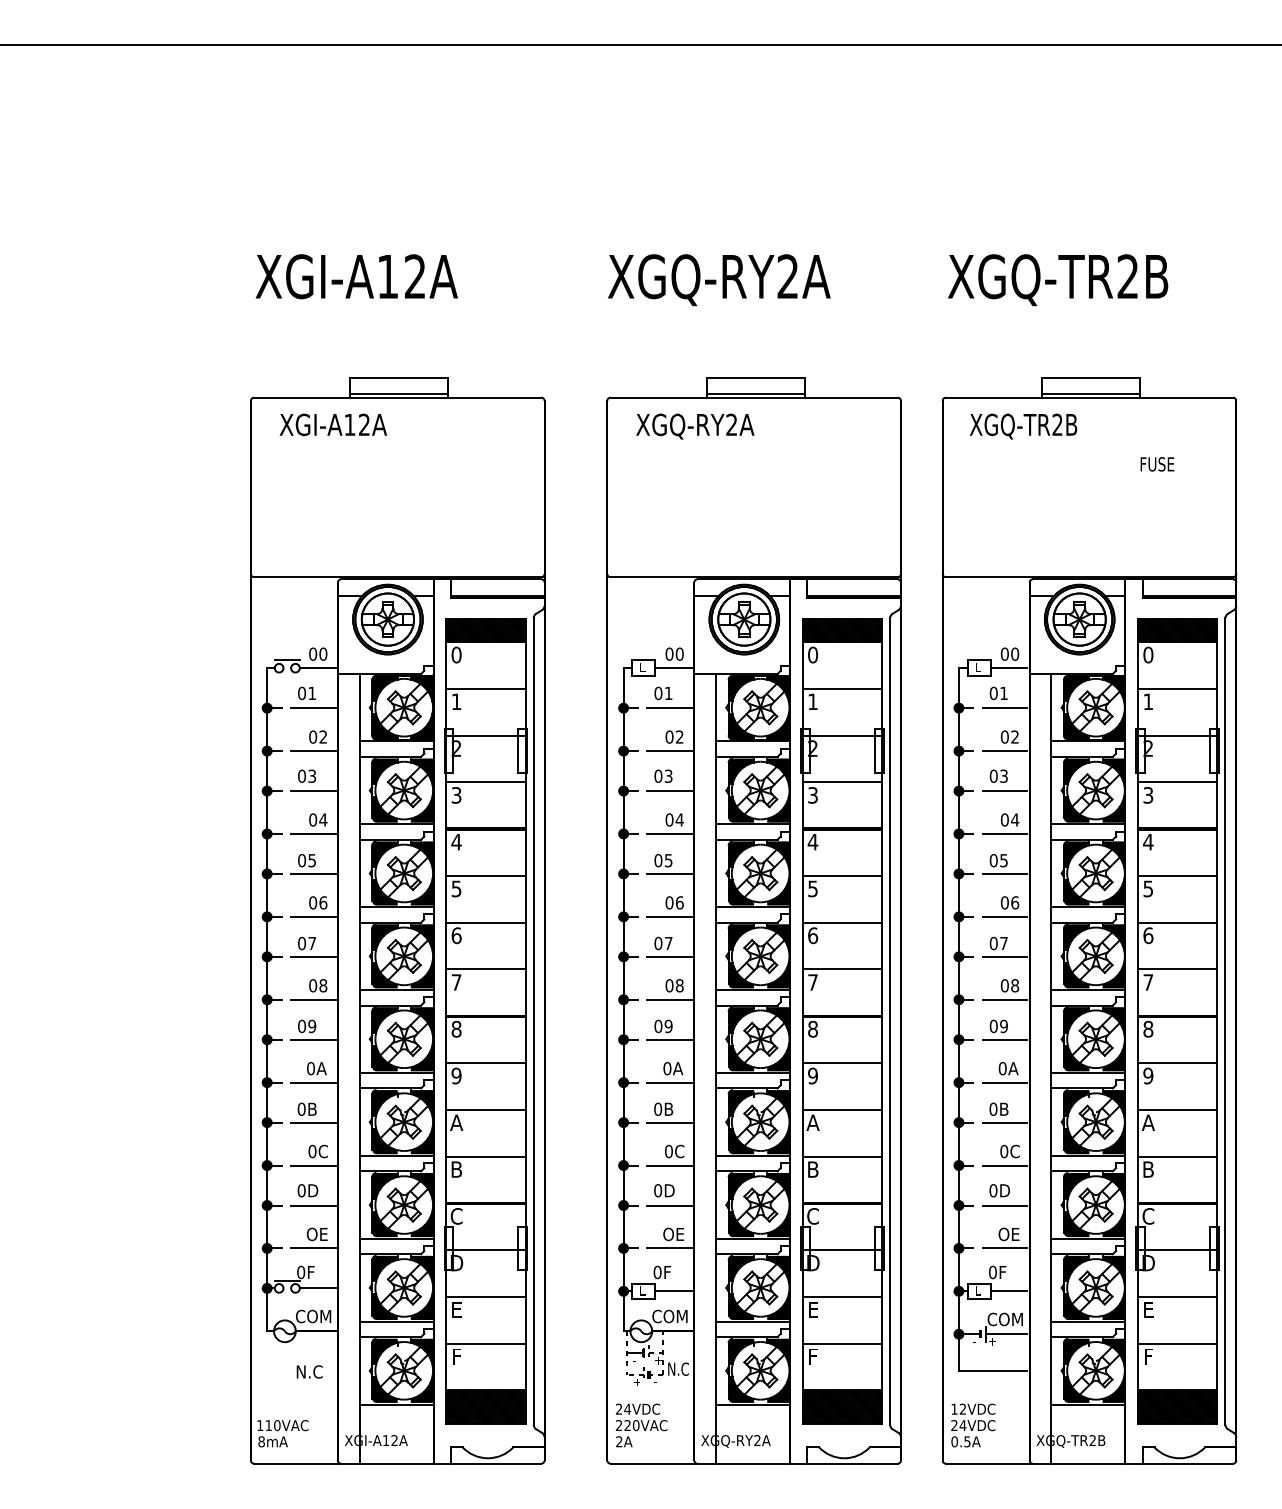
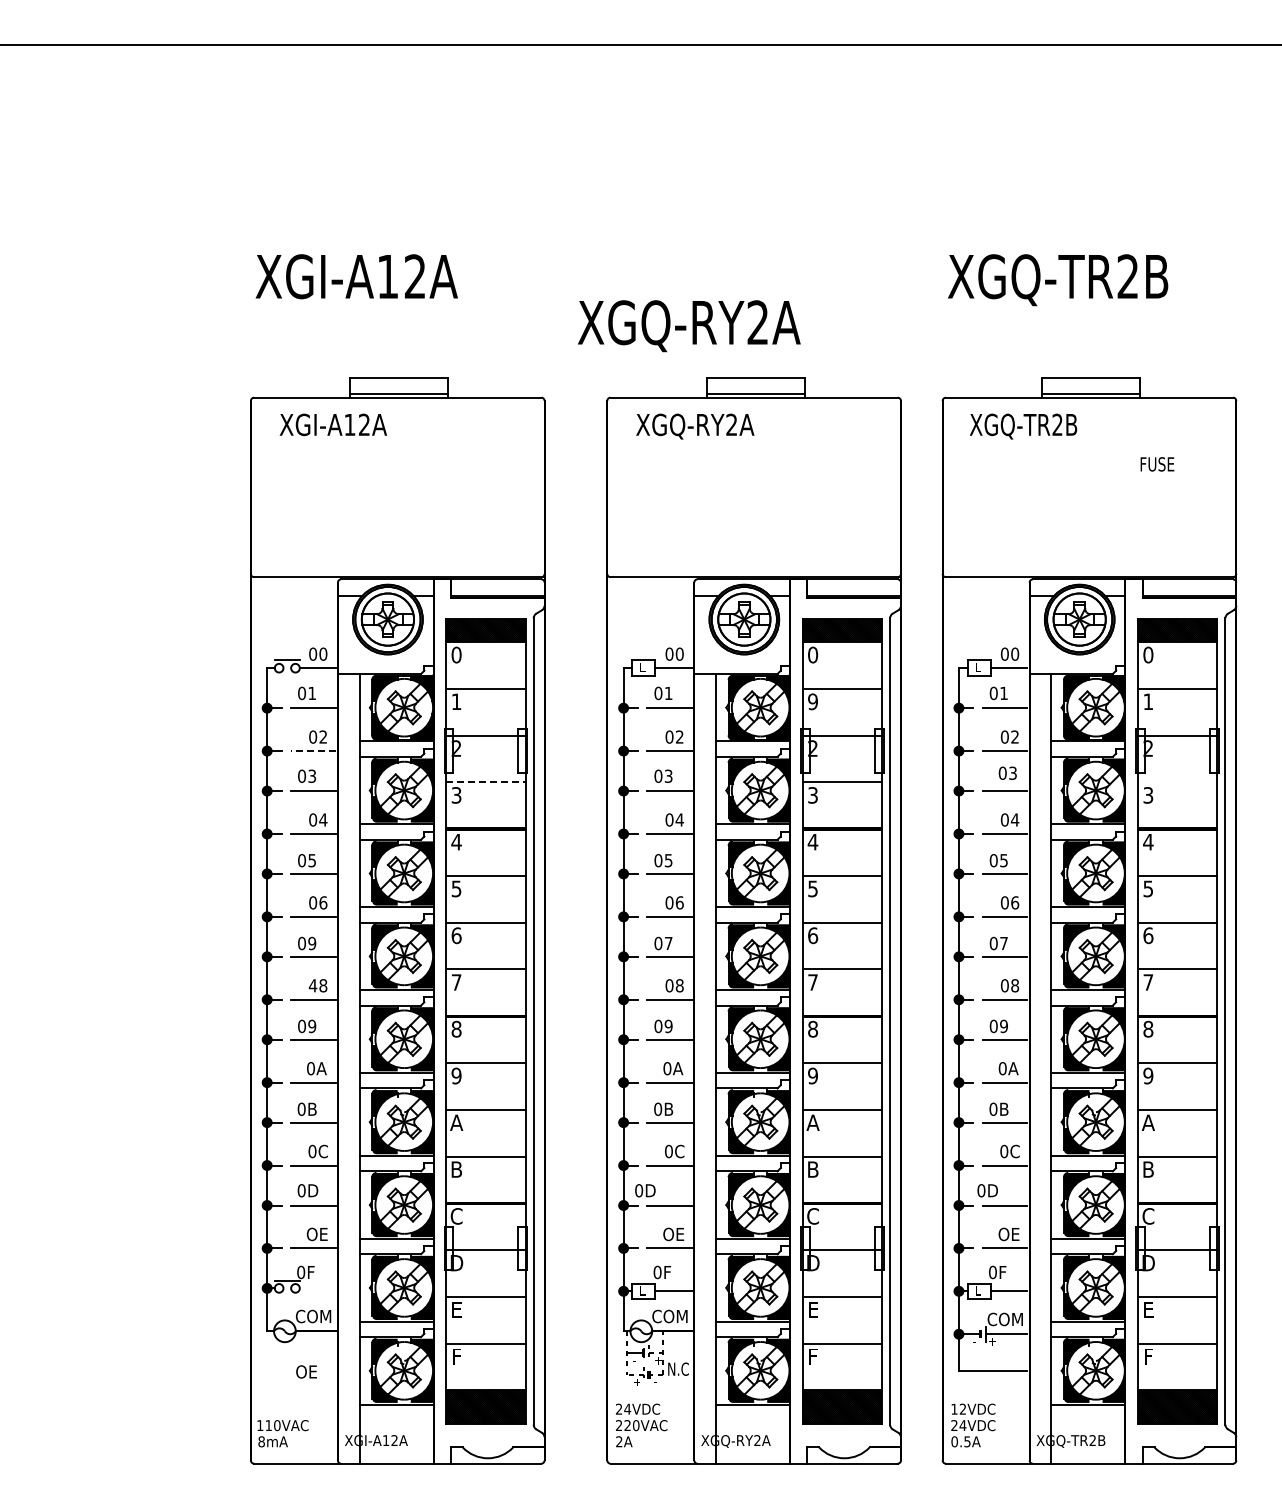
text position: (719, 280) -> (689, 326) (689, 326)
text: 1 -> 9 (812, 701)
line: solid -> dashed (312, 751)
text position: (998, 775) -> (1007, 772) (1007, 772)
line: solid -> dashed (485, 782)
line: present -> none (1177, 782)
text: 07 -> 09 (312, 943)
text: 08 -> 48 (312, 985)
text position: (664, 1190) -> (645, 1190) (645, 1190)
text position: (999, 1190) -> (987, 1190) (987, 1190)
line: present -> none (317, 1288)
text: N.C -> OE (309, 1371)
